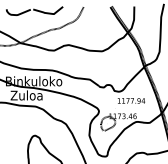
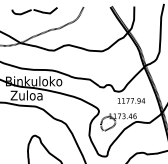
part size: 58x10 px -> 47x9 px (34, 11)
